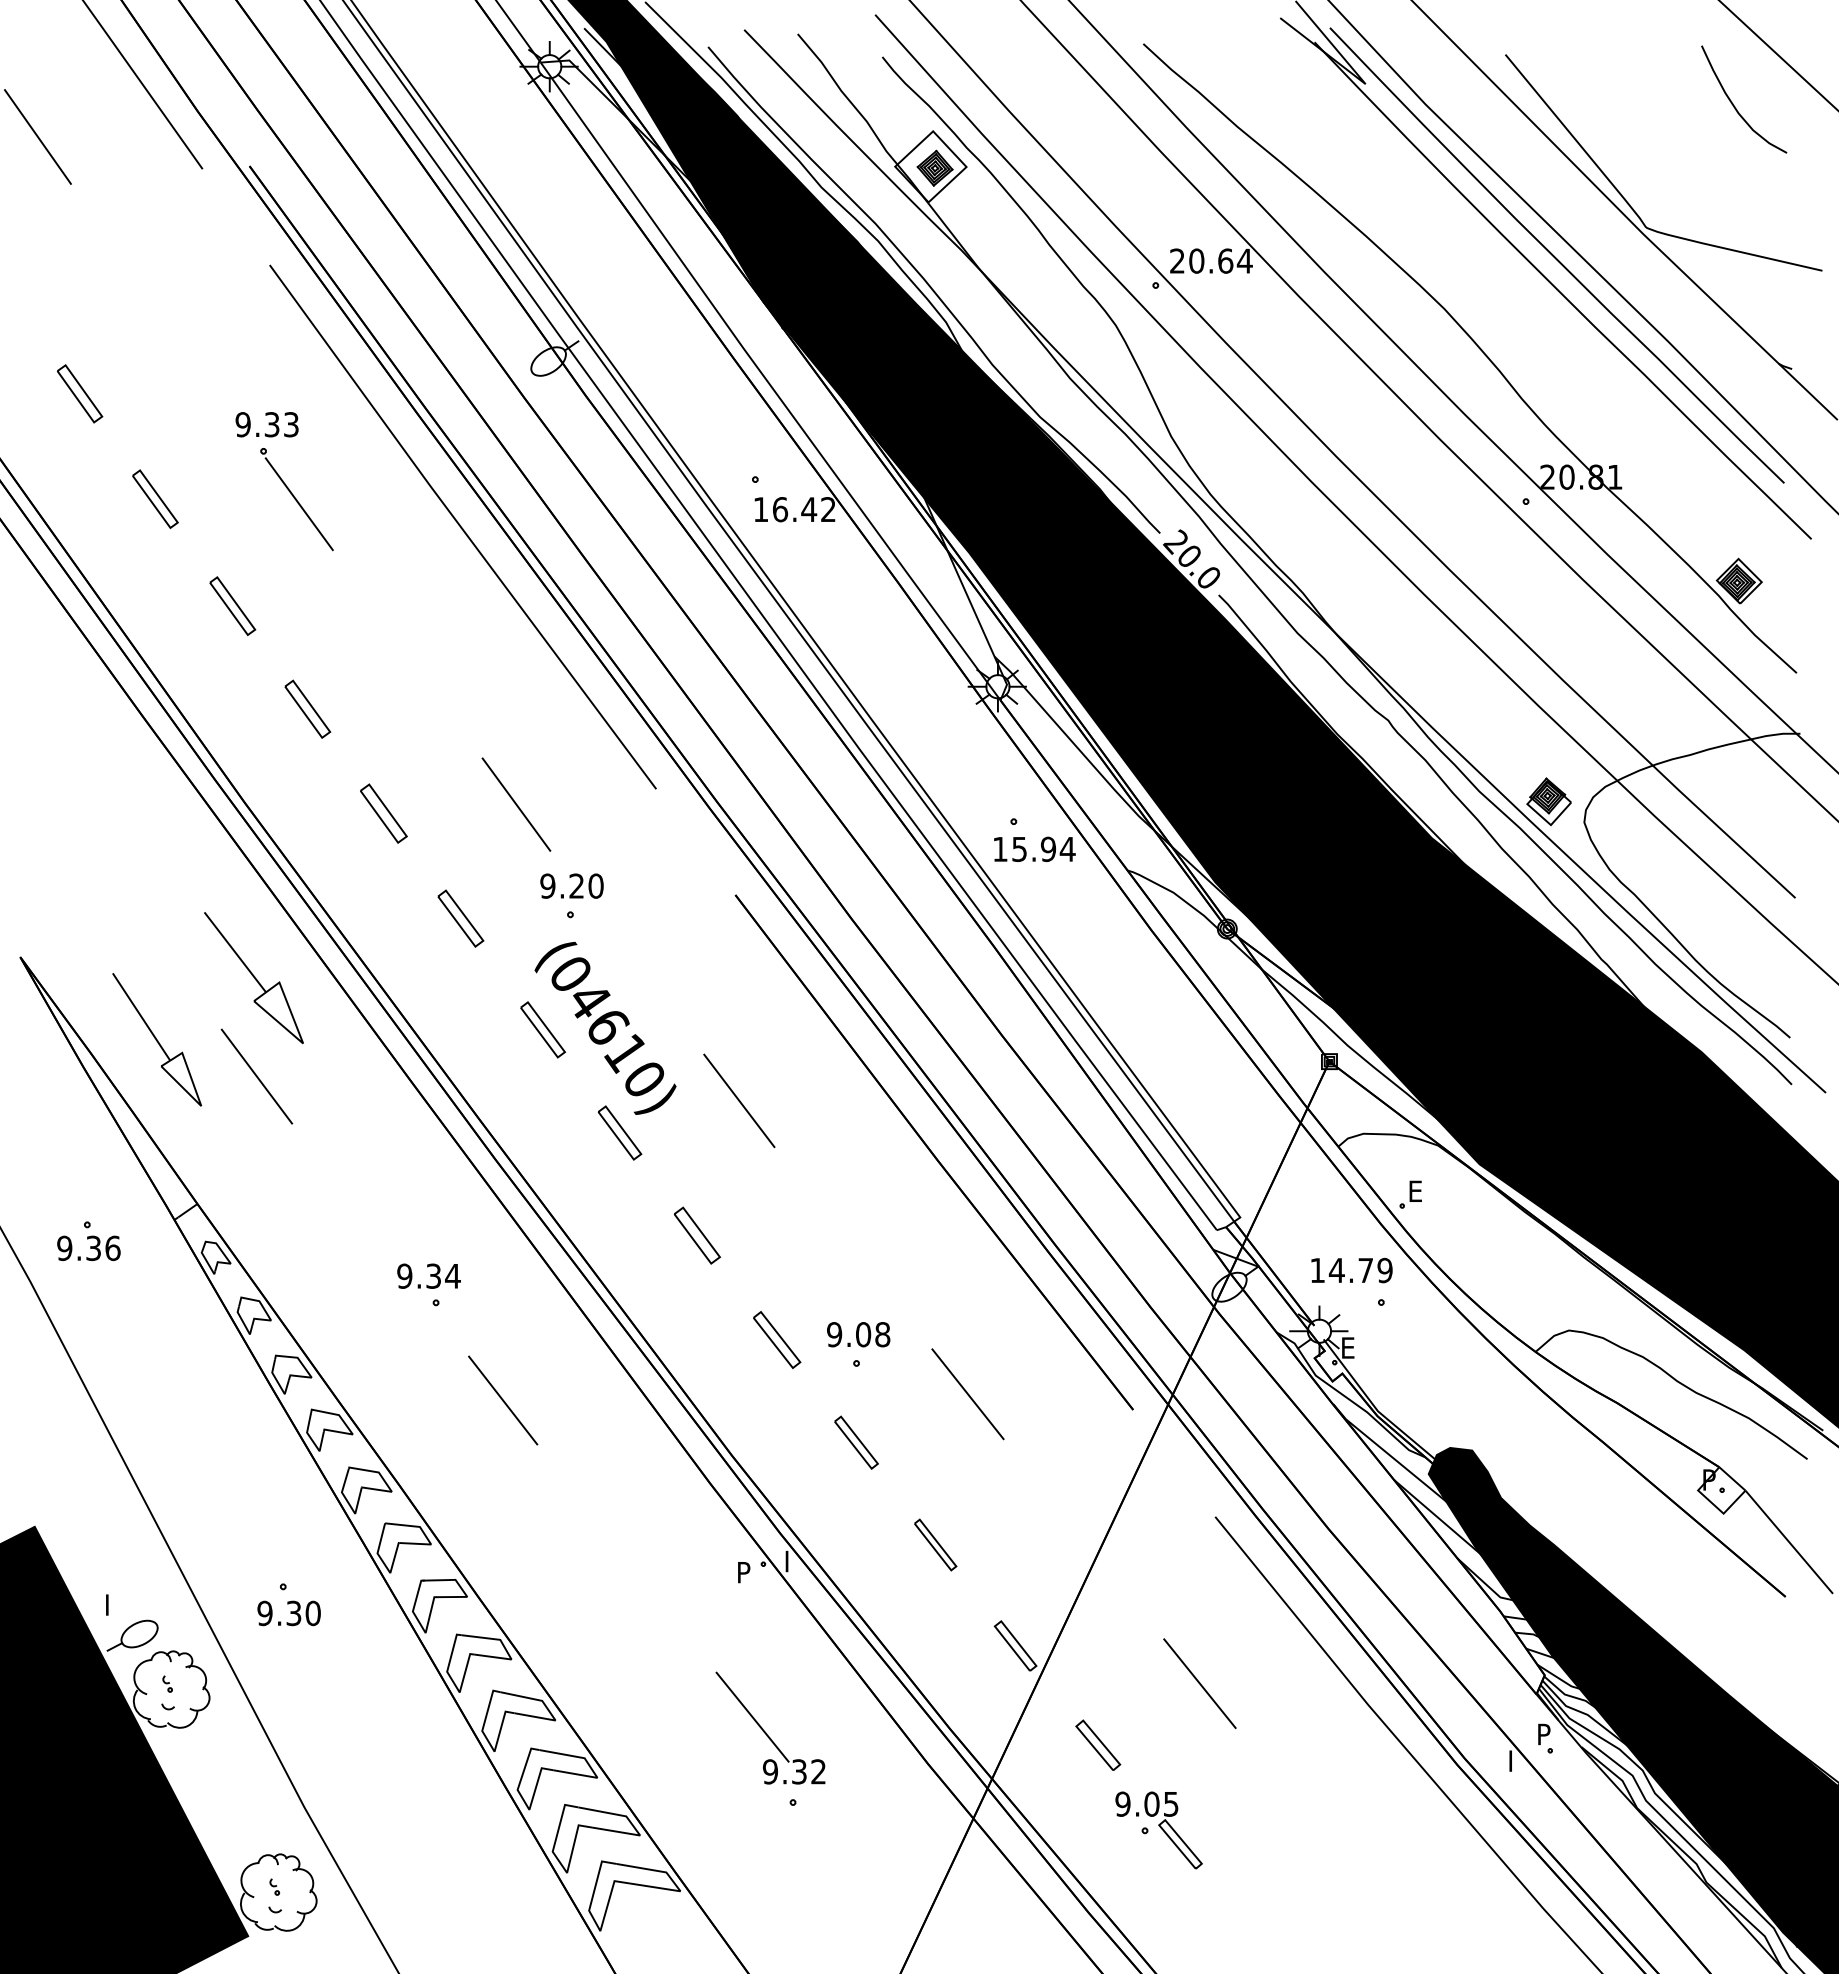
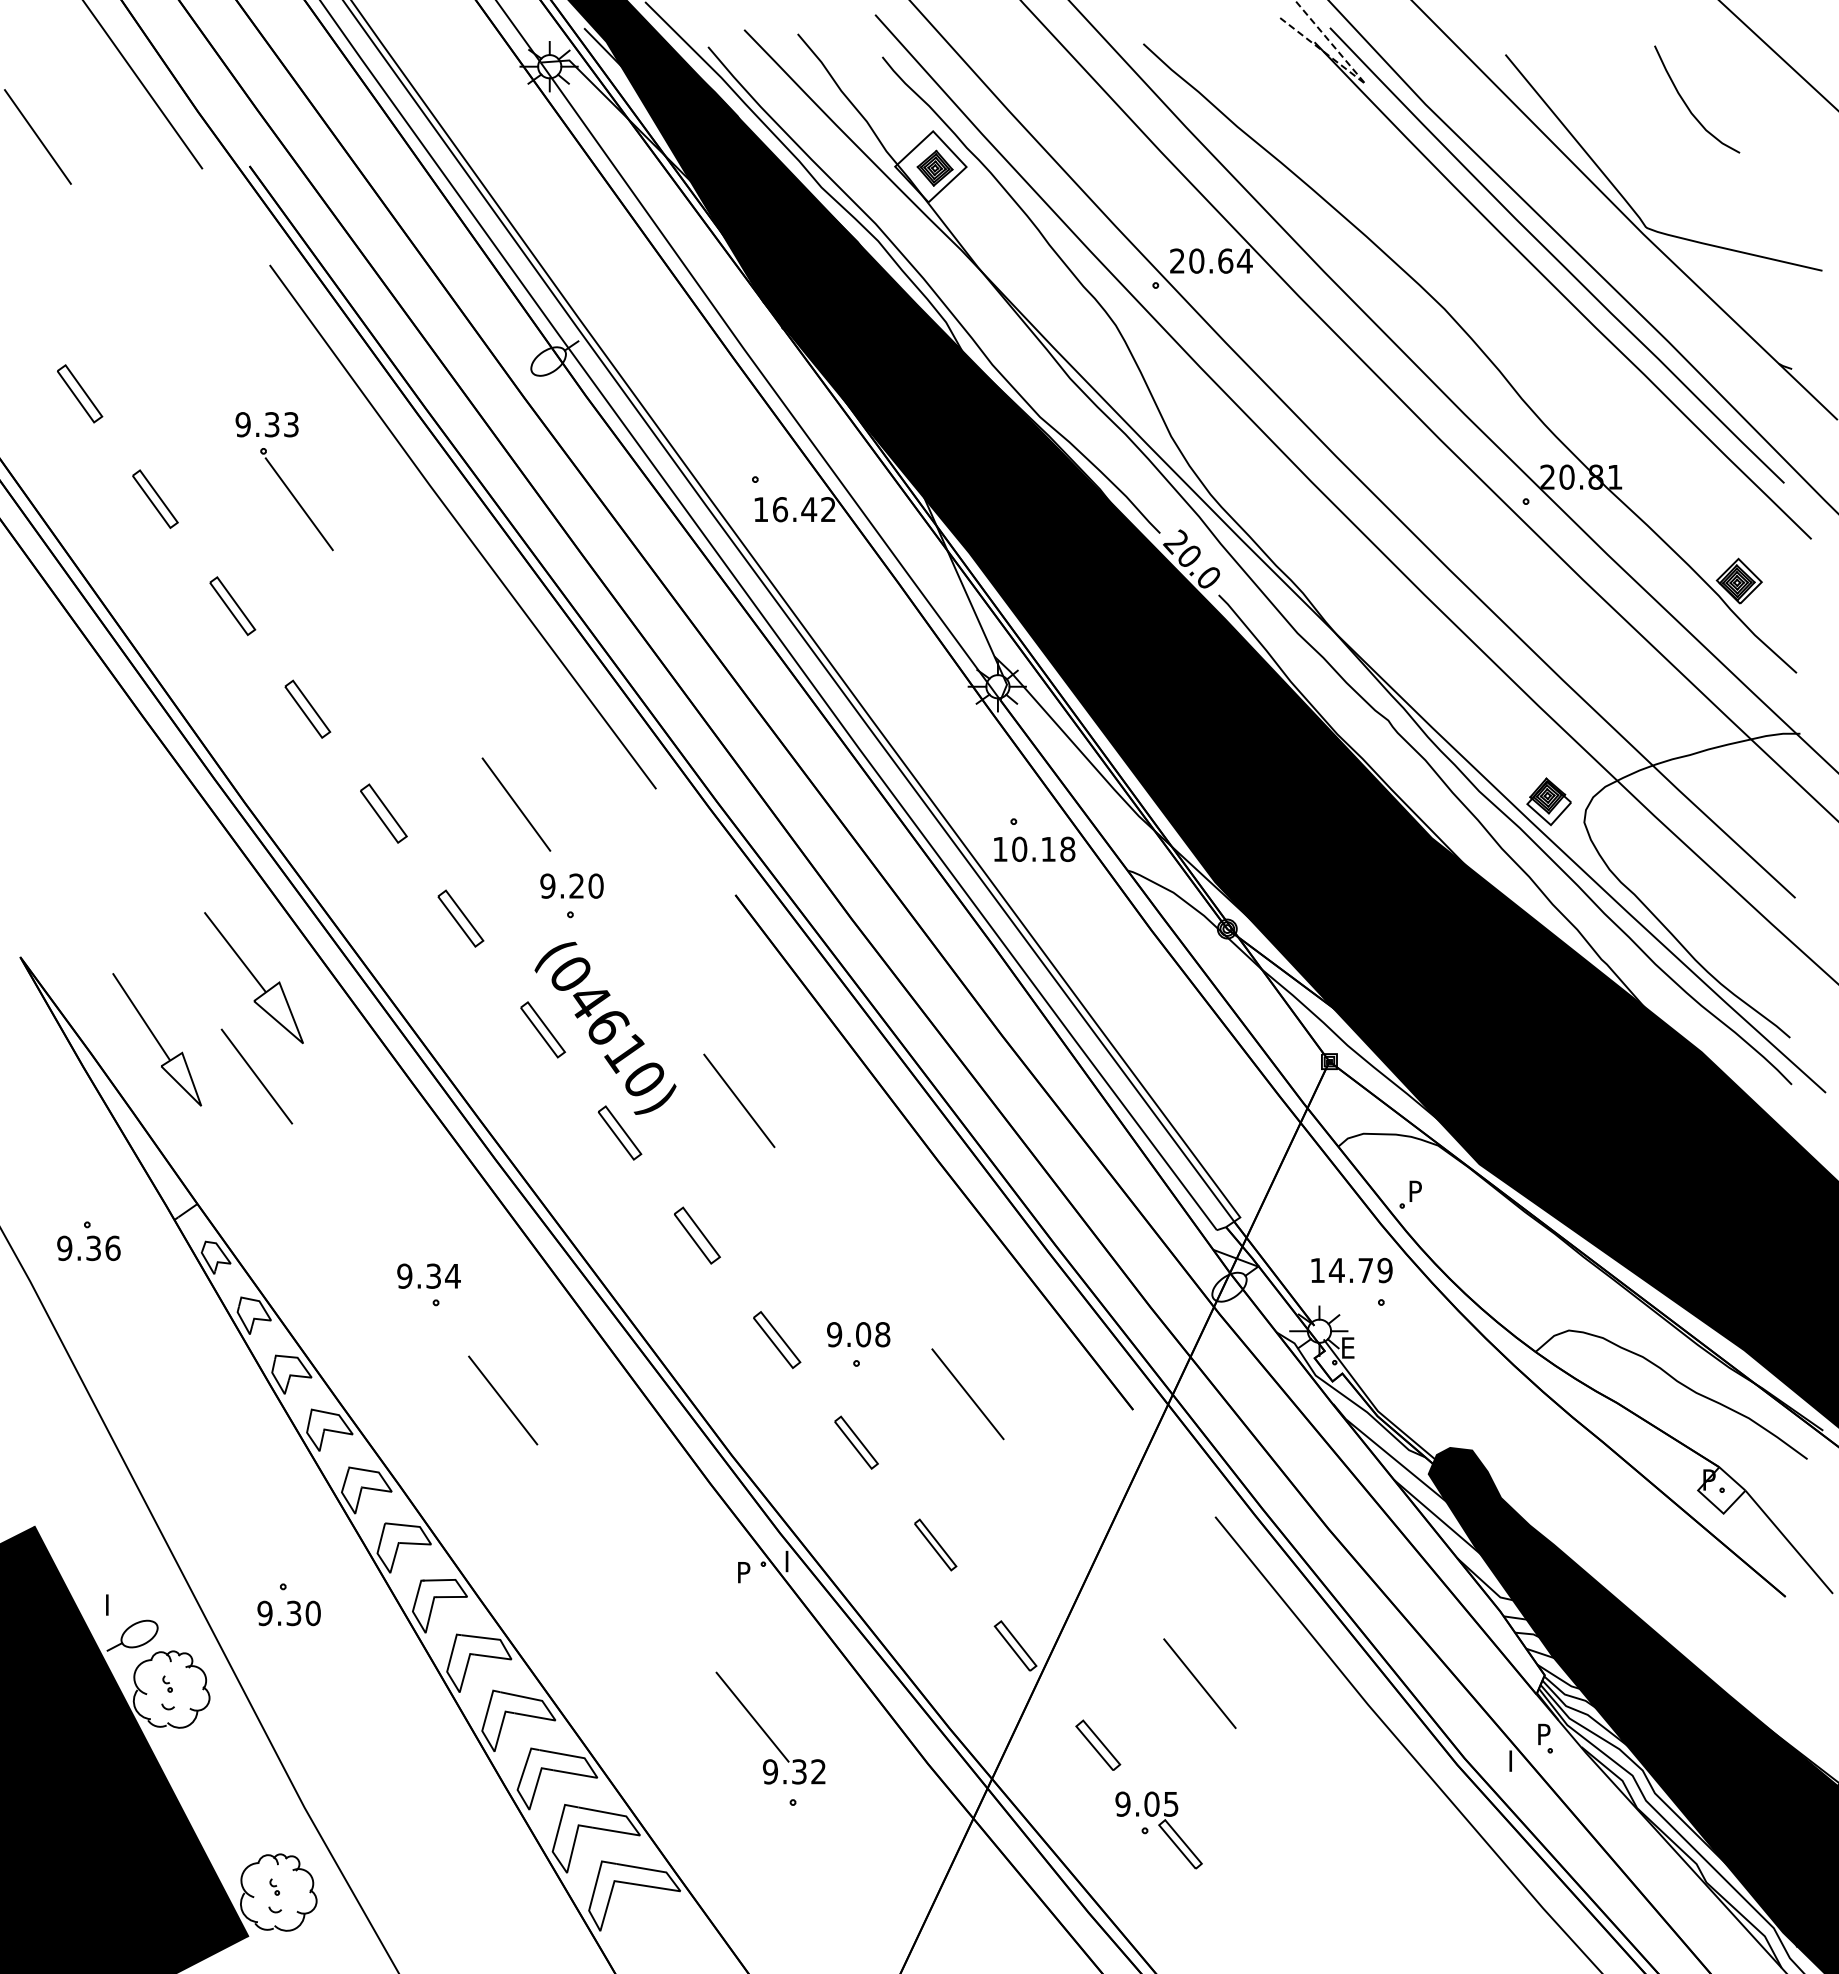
line: solid -> dashed (1365, 84)
curve position: (1735, 106) -> (1688, 106) (1688, 106)
text: 15.94 -> 10.18 (1043, 849)
text: E -> P (1416, 1190)
